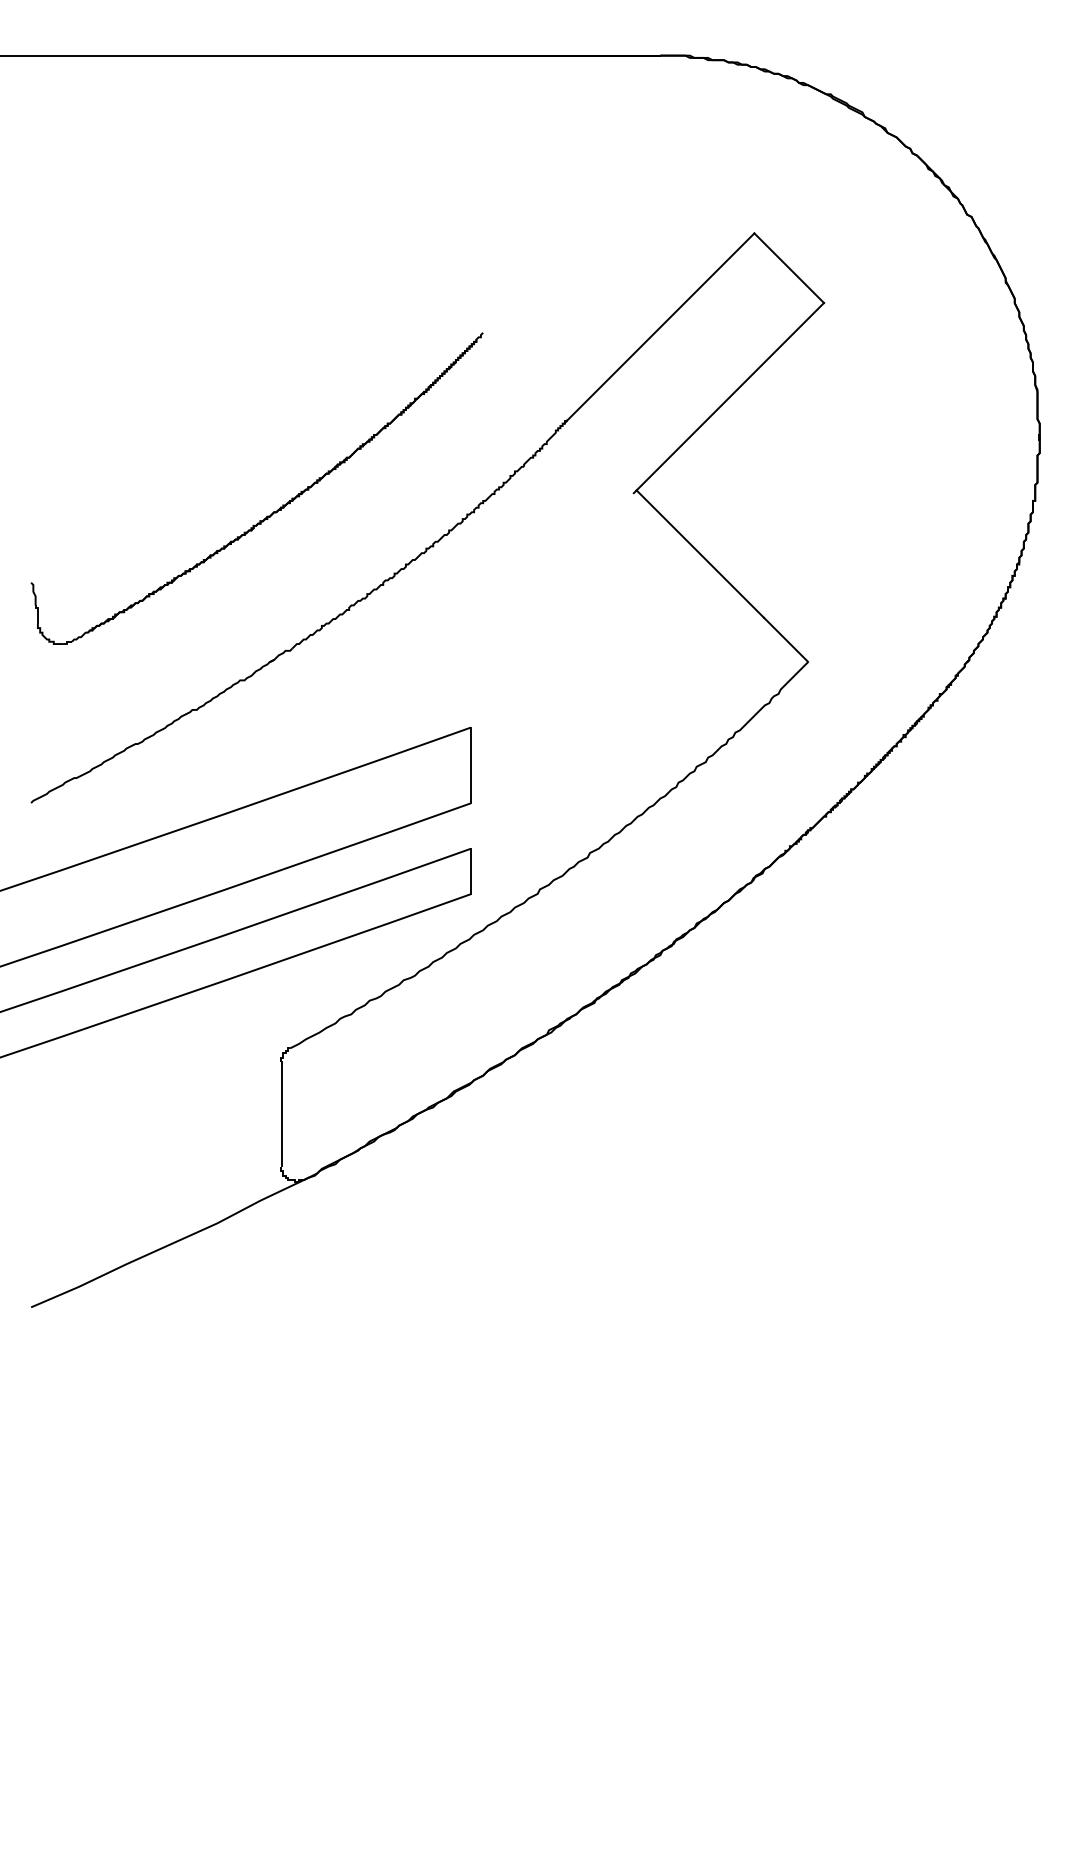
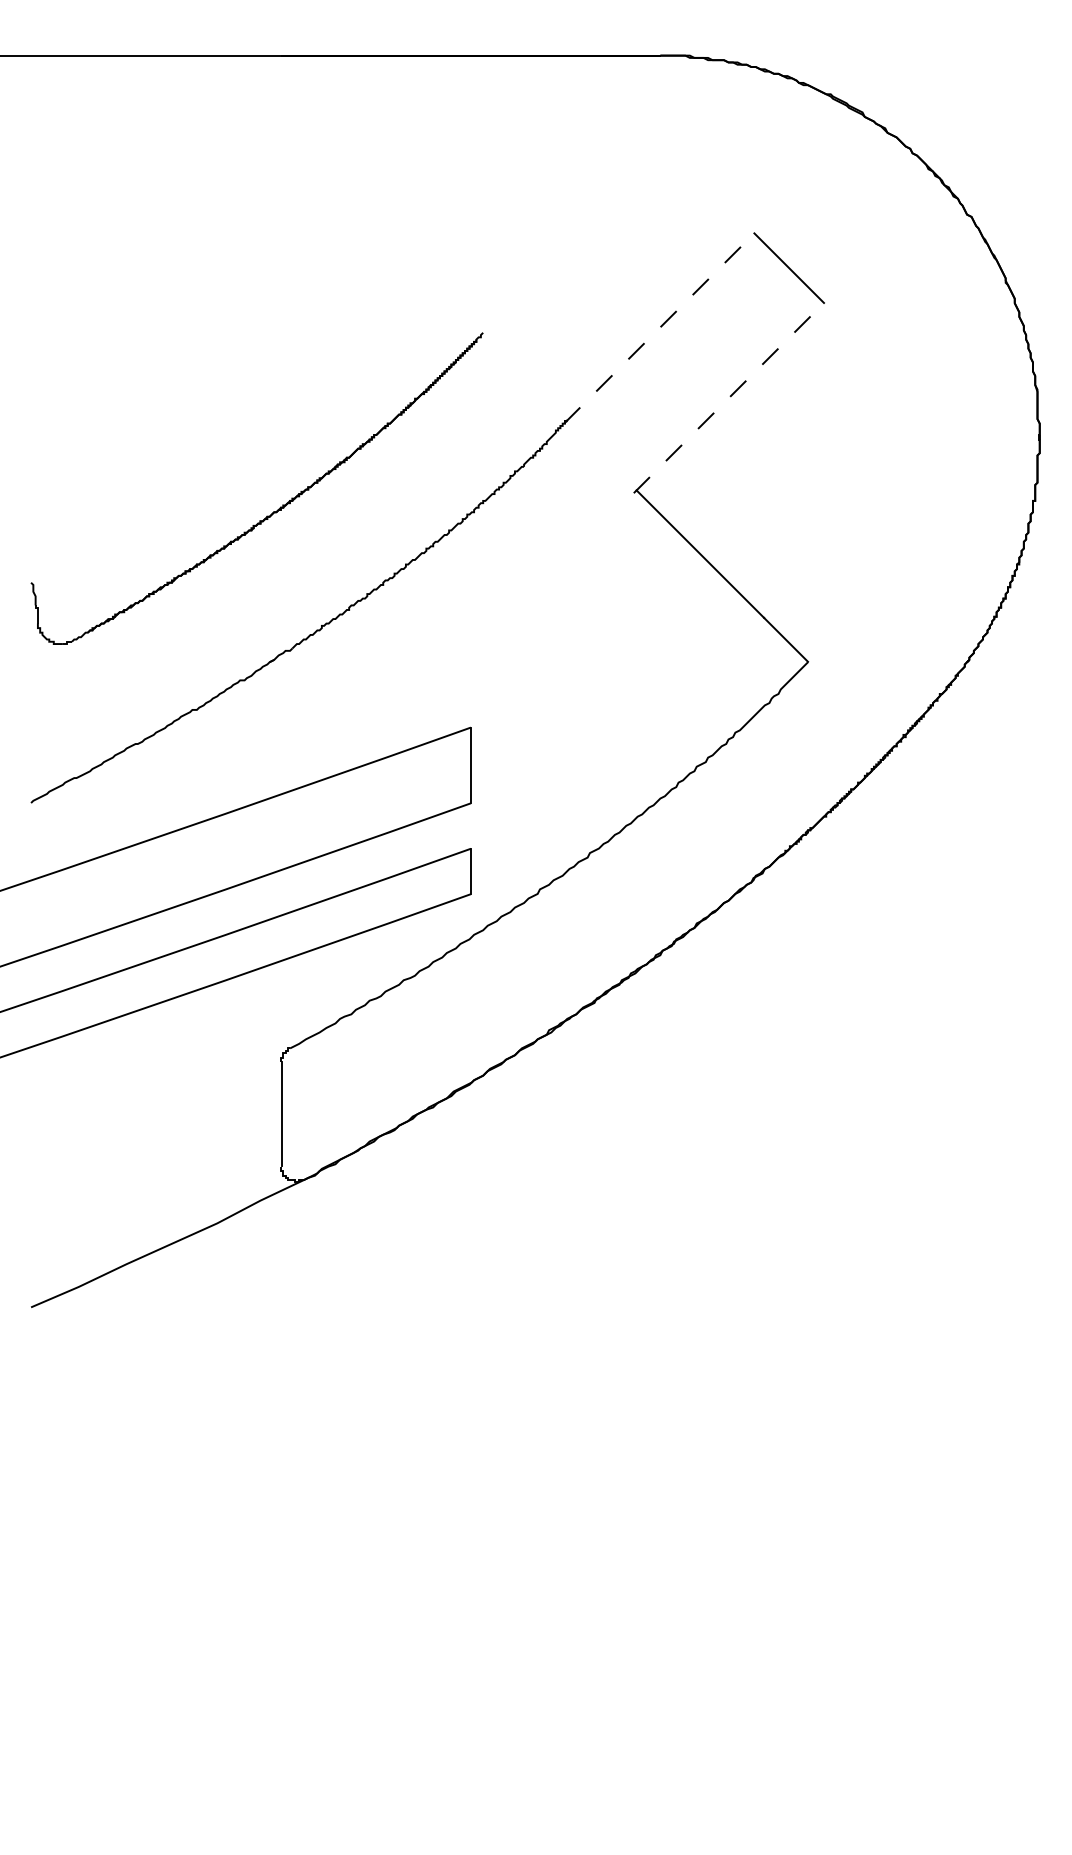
line: solid -> dashed (659, 328)
line: solid -> dashed (729, 397)
